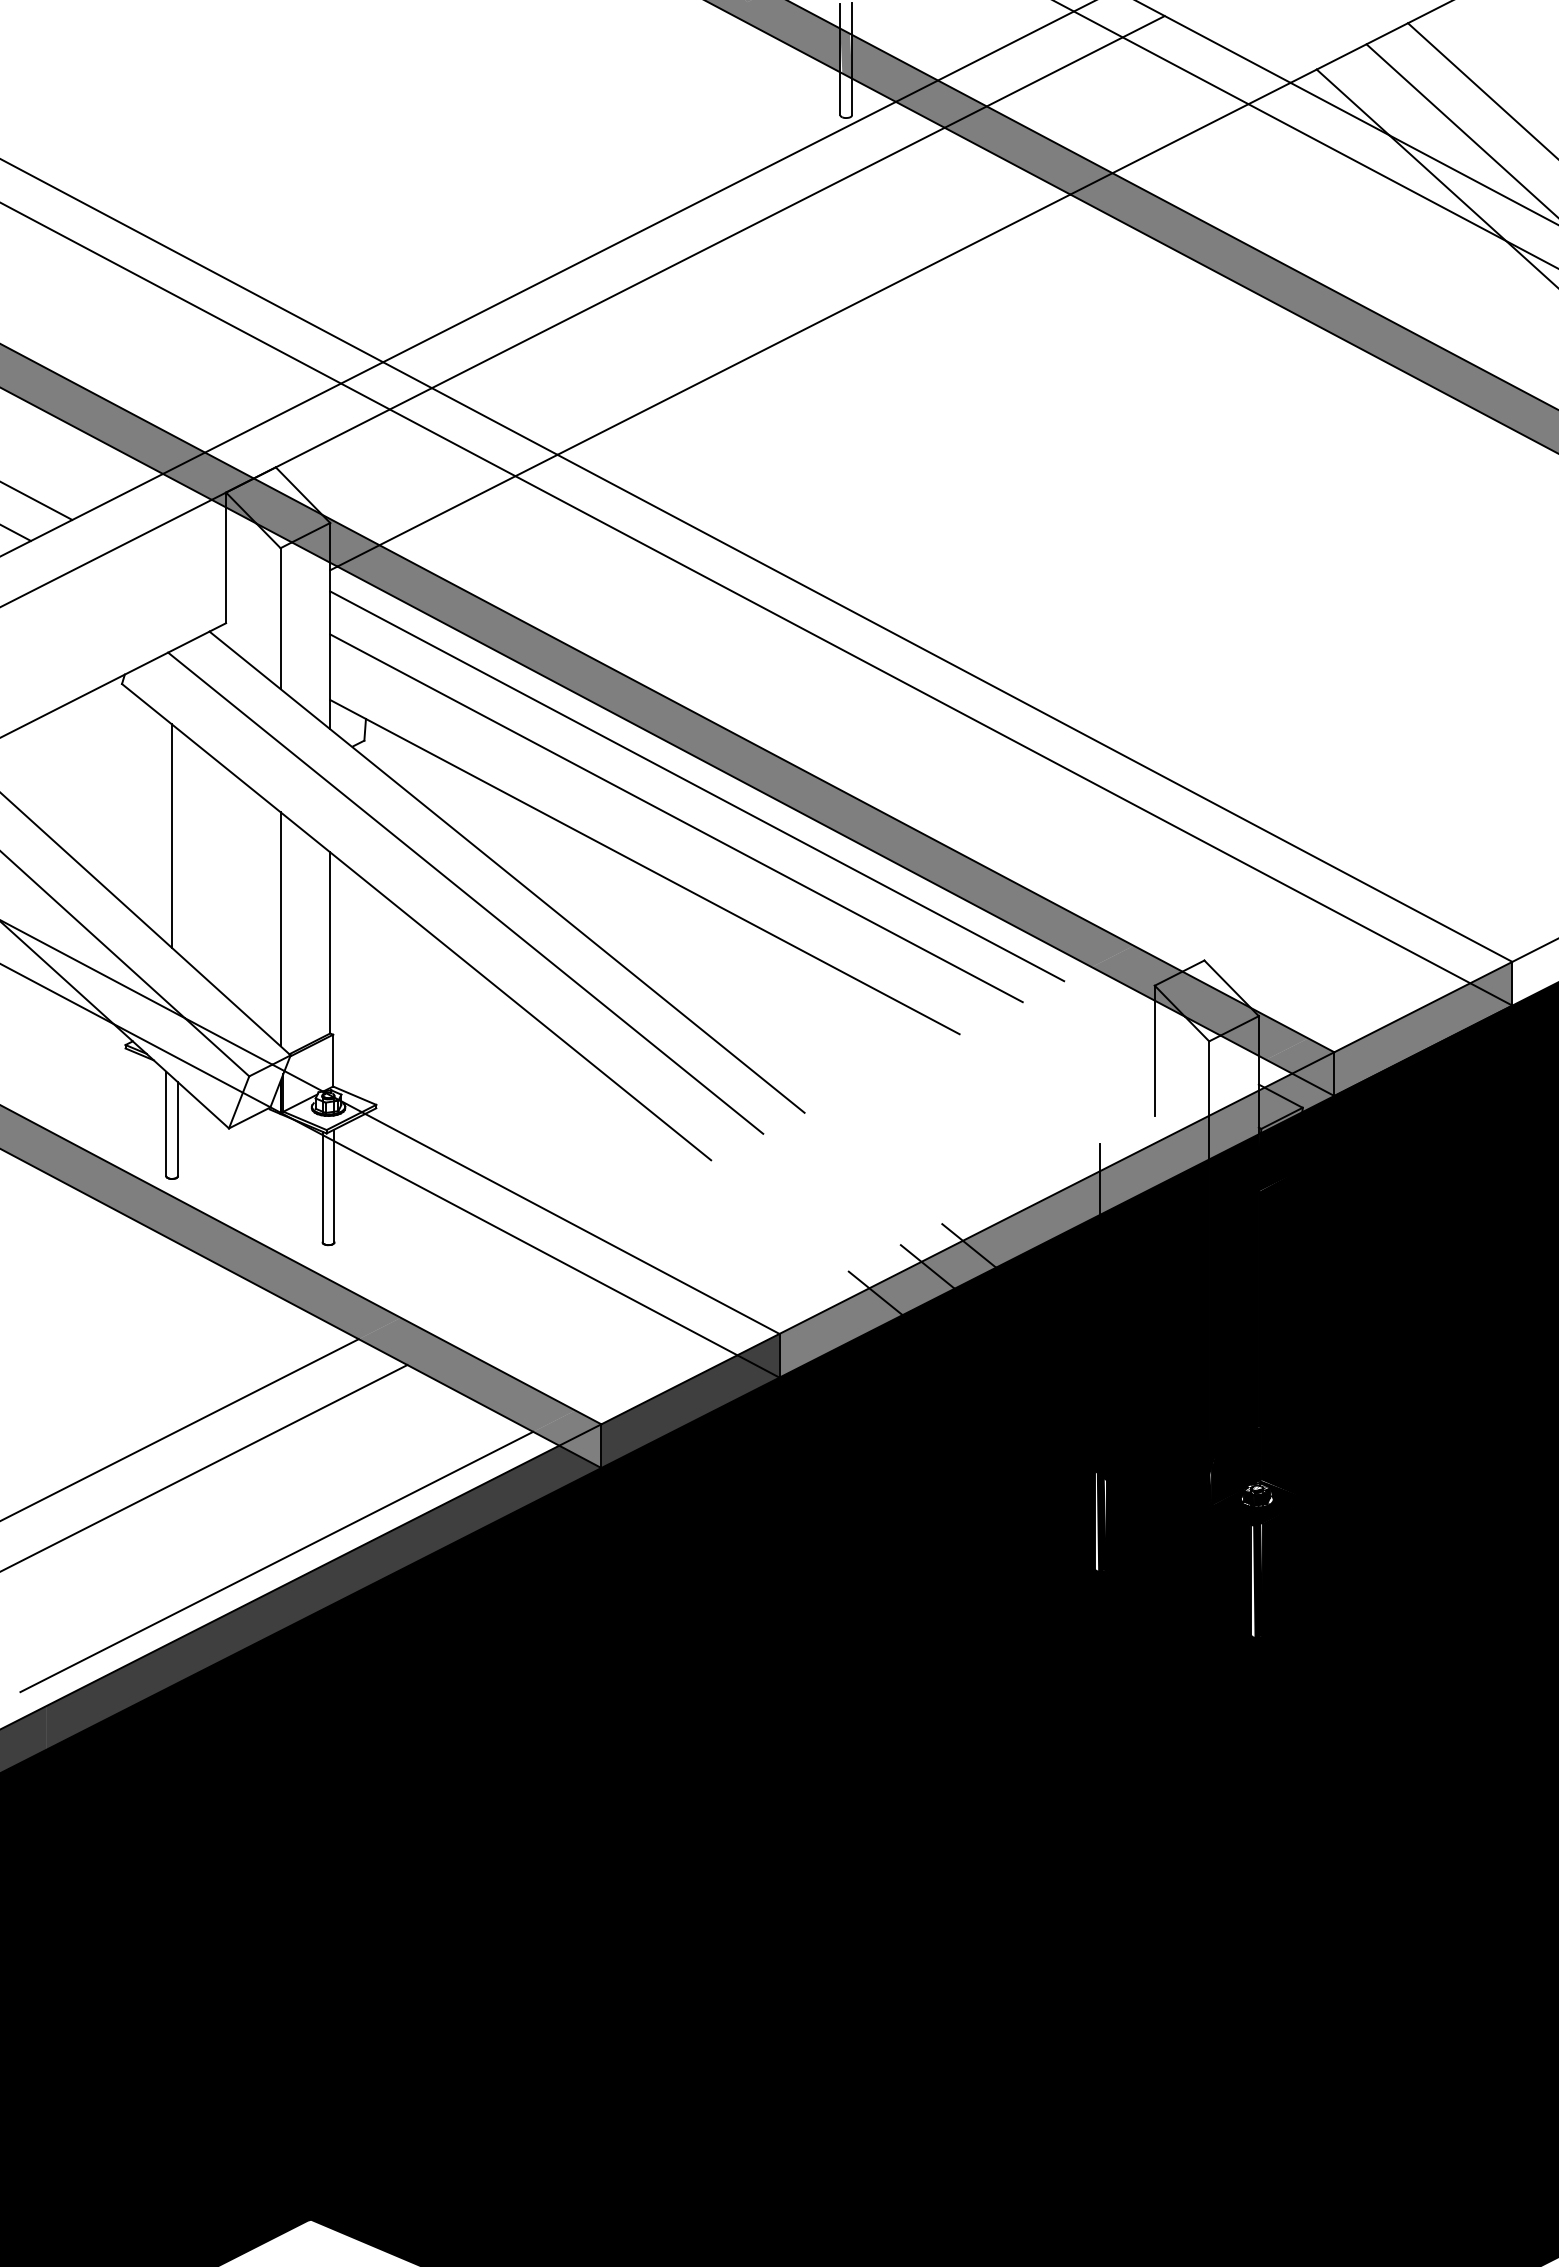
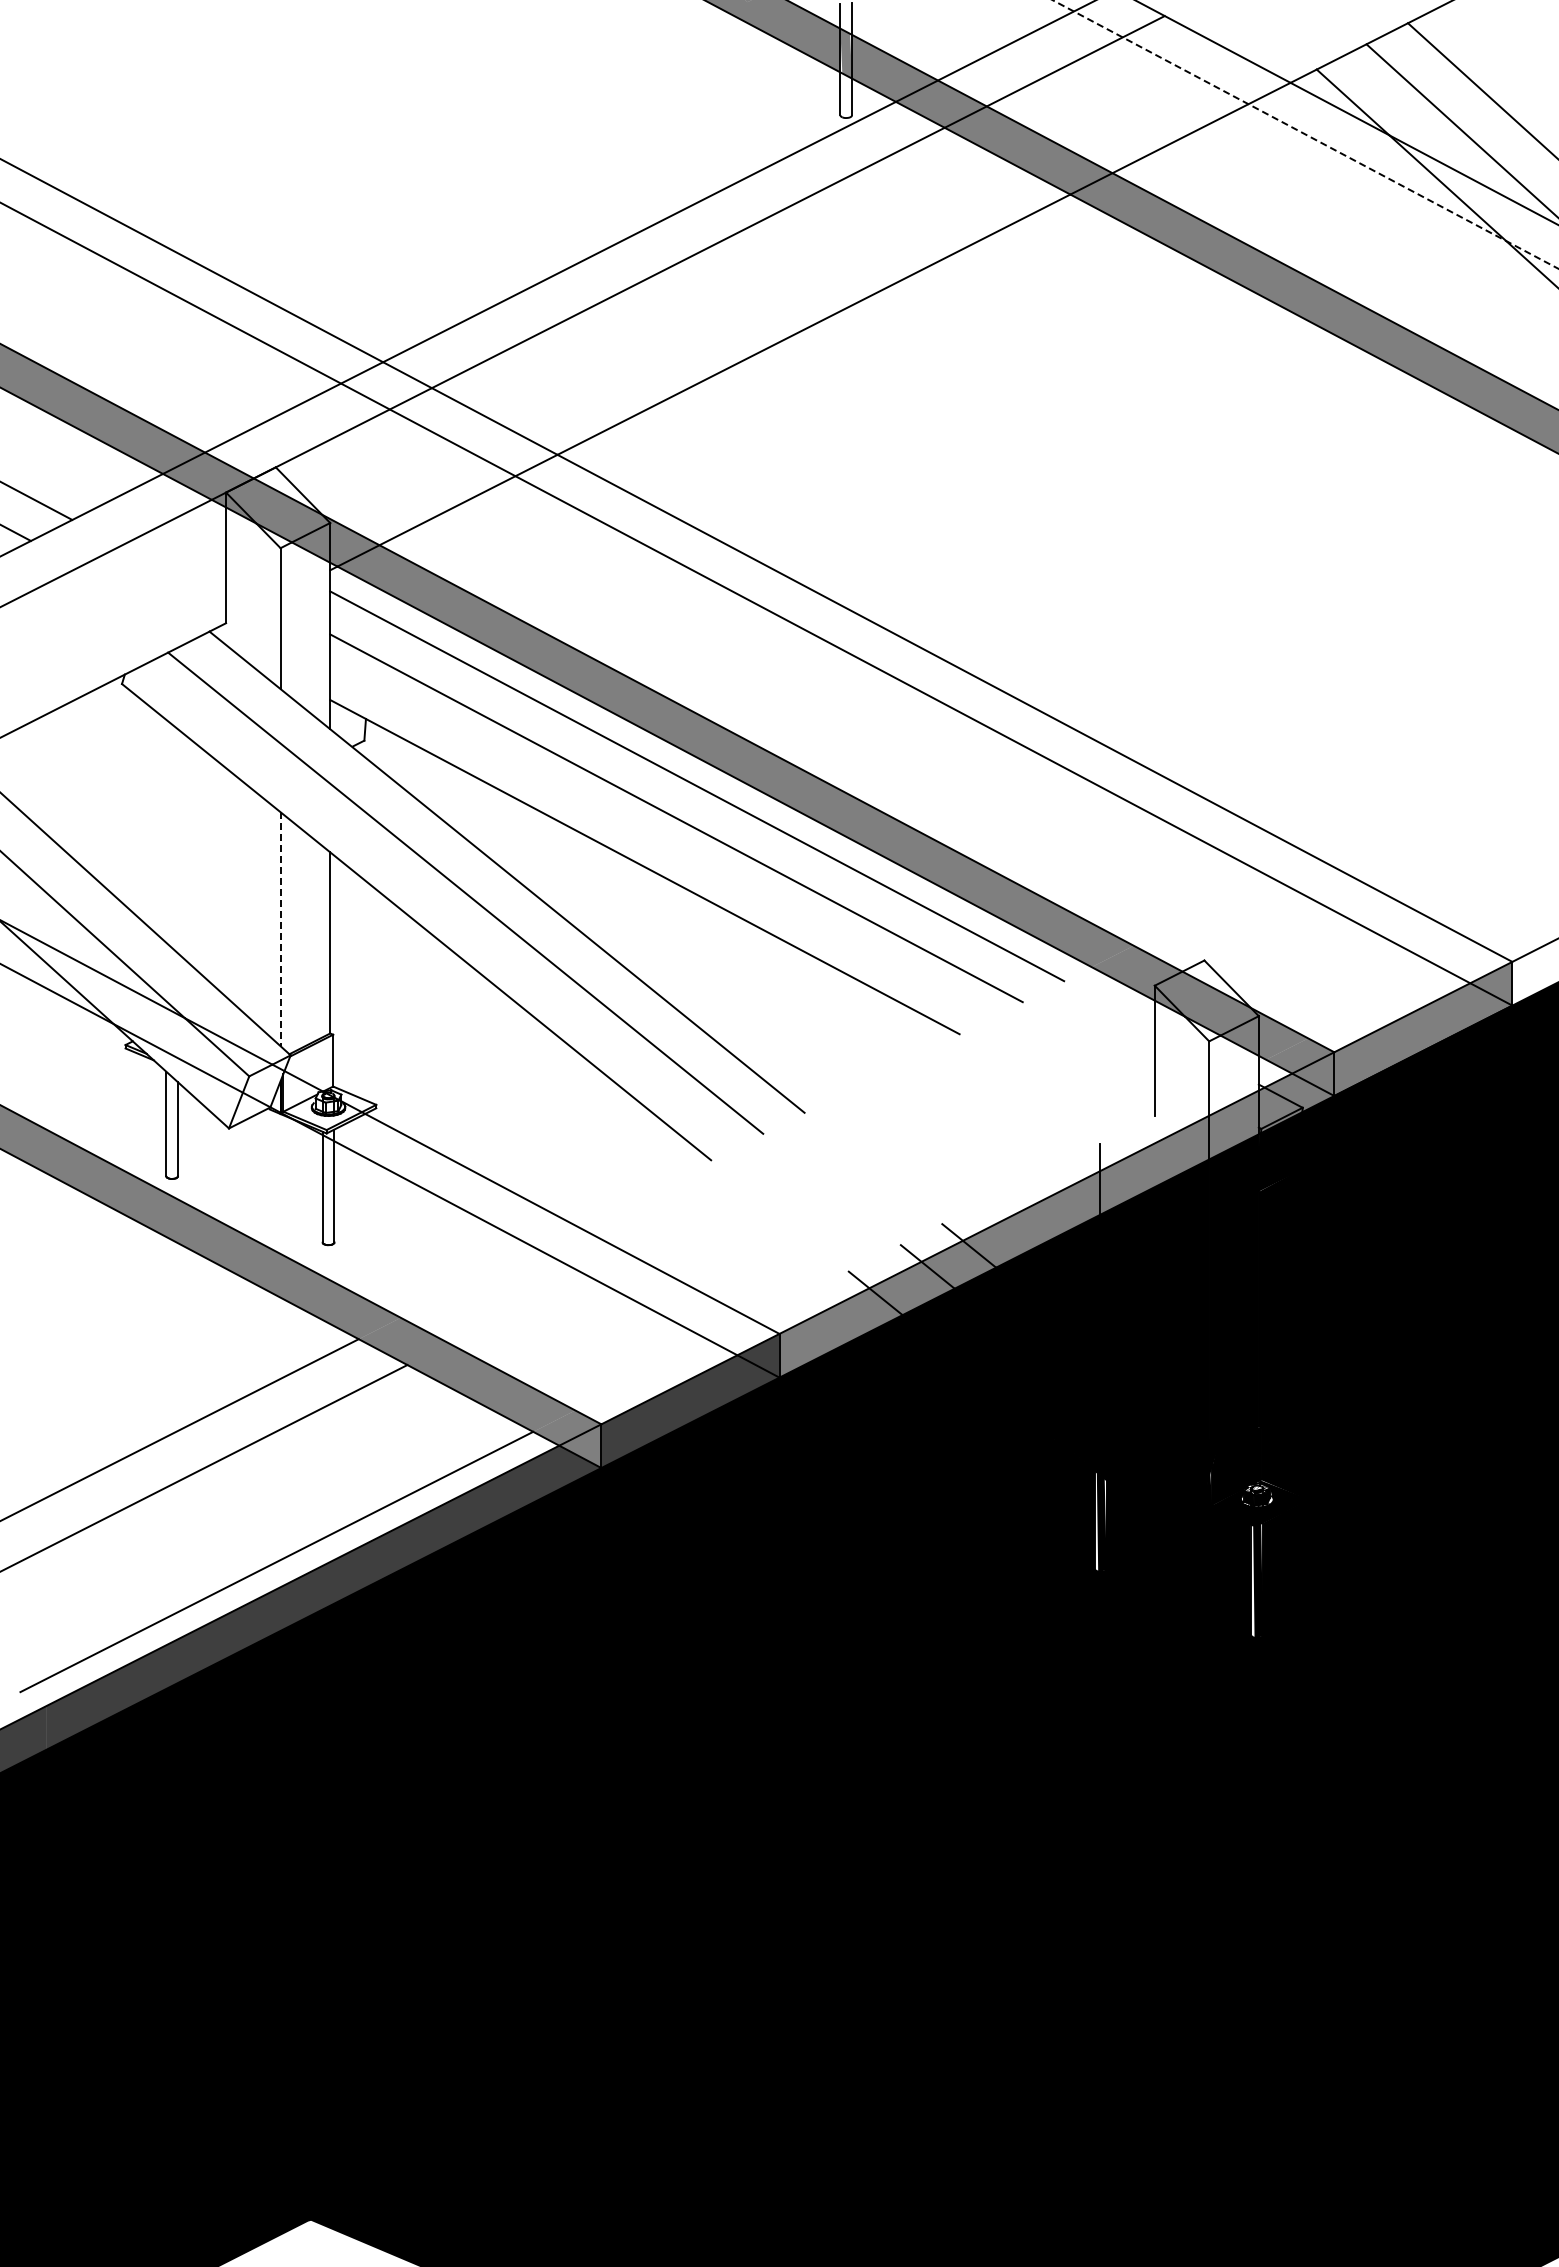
line: solid -> dashed (1305, 134)
line: present -> none (171, 835)
line: solid -> dashed (280, 929)
